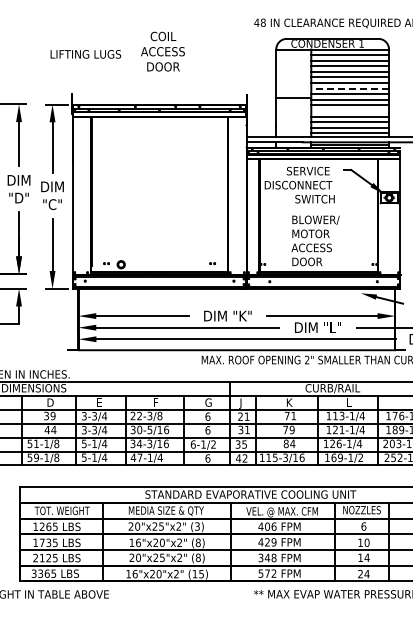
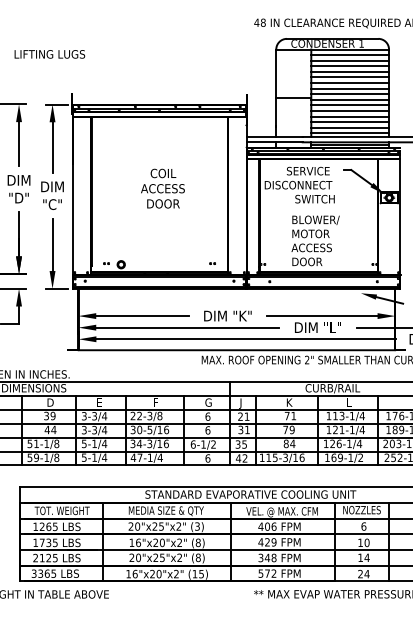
text position: (162, 51) -> (162, 188) (162, 188)
text position: (85, 54) -> (49, 54) (49, 54)
line: dashed -> solid (350, 88)
line: none -> present (350, 111)
